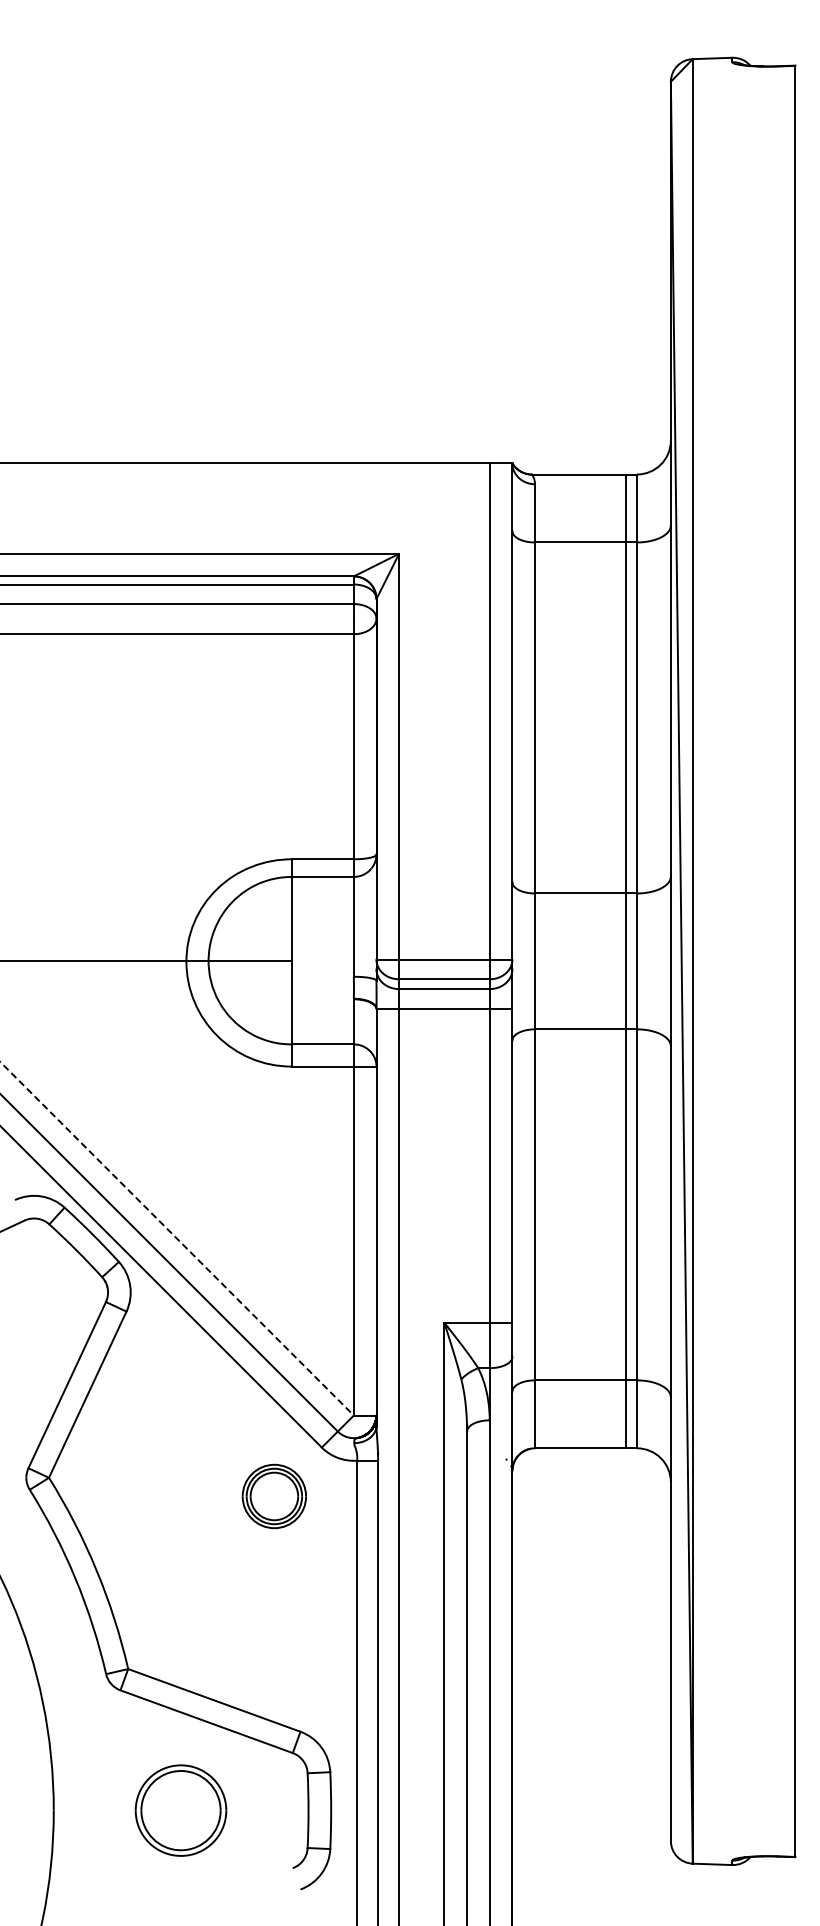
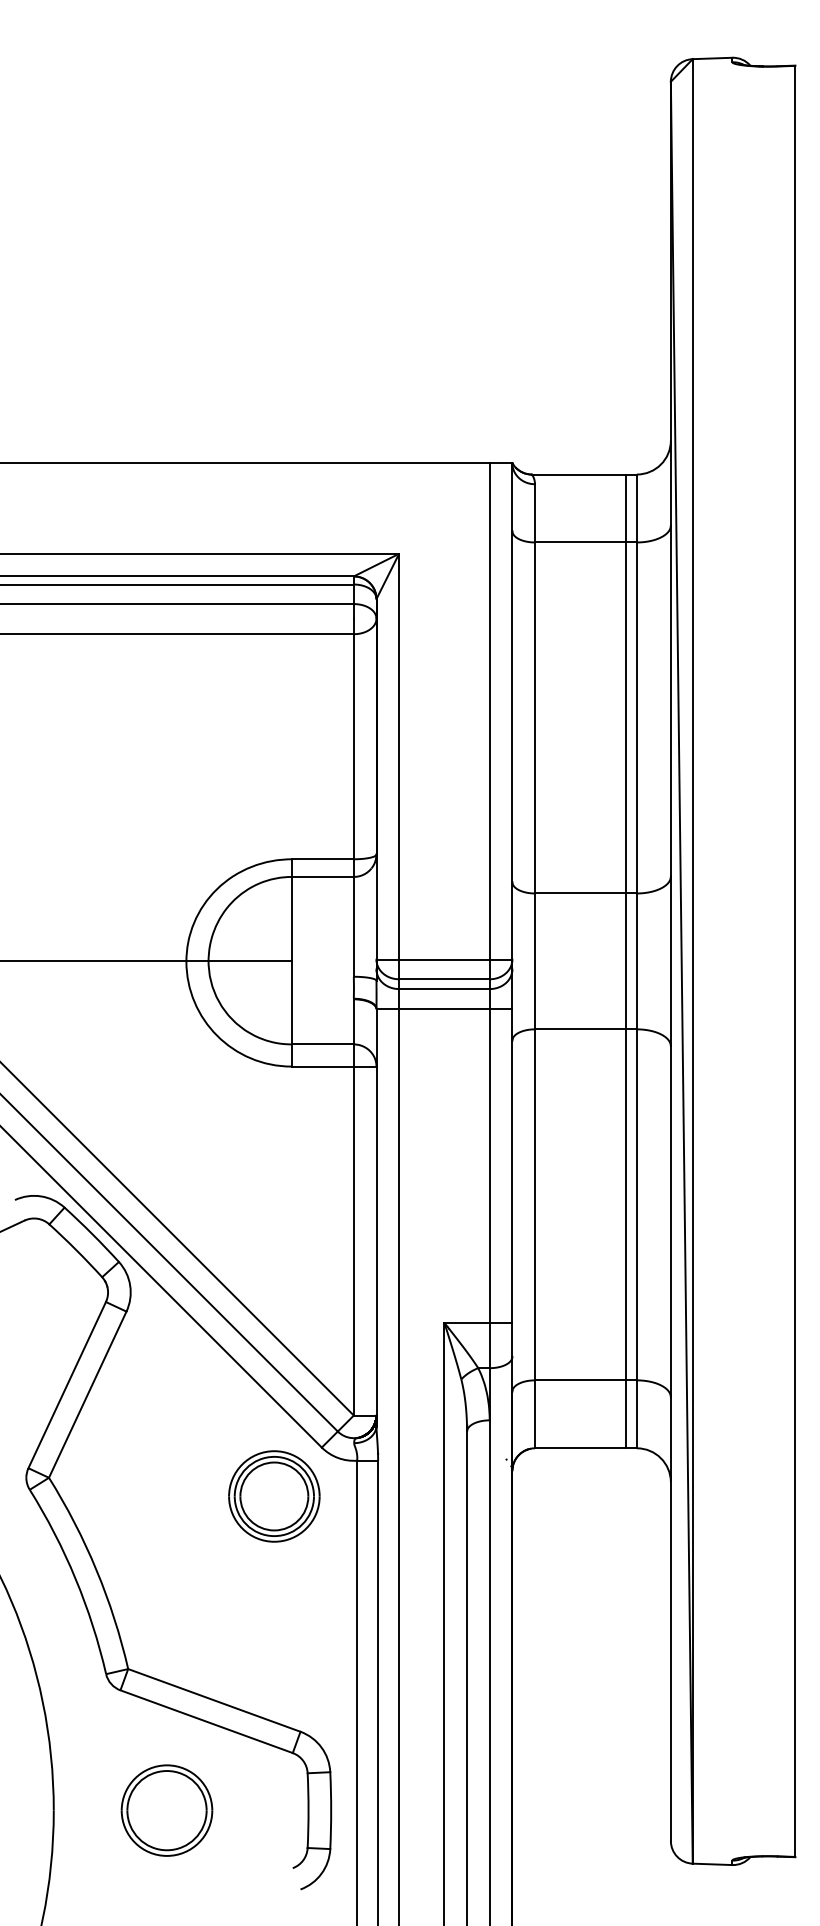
line: dashed -> solid (177, 1238)
part size: 66x67 px -> 93x93 px (274, 1496)
part position: (180, 1810) -> (166, 1810) (166, 1810)
